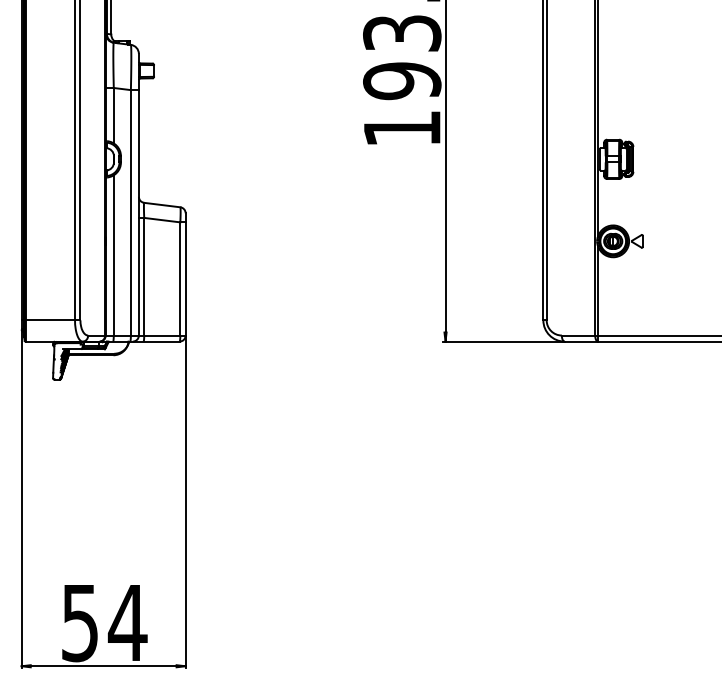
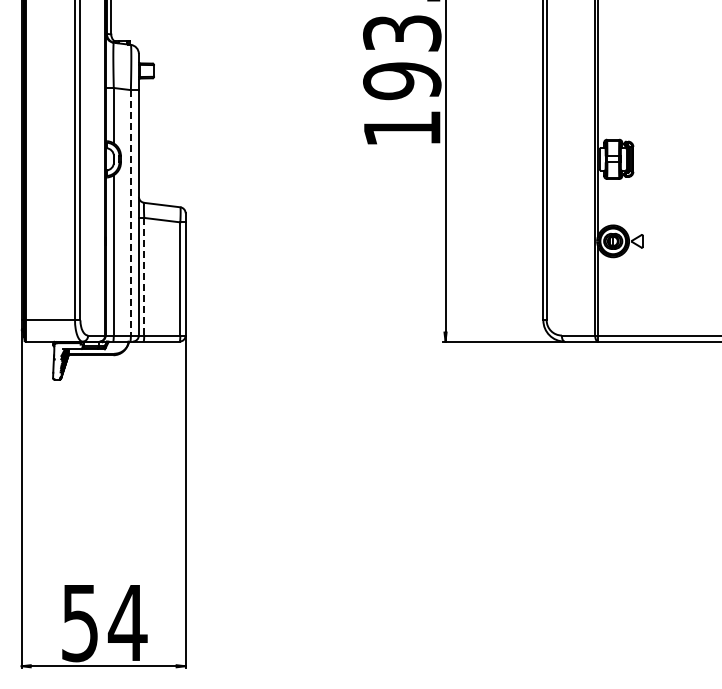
line: solid -> dashed (130, 212)
line: solid -> dashed (144, 276)
